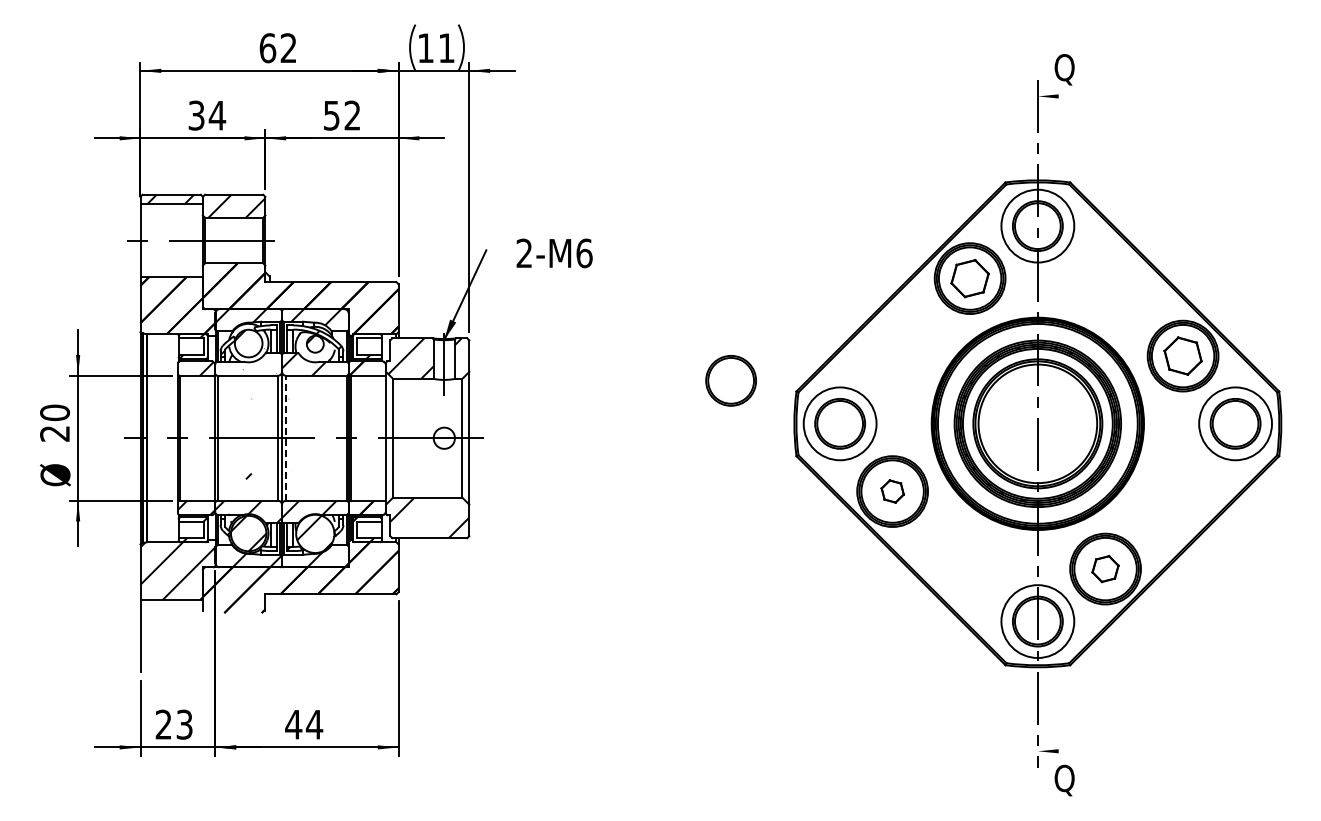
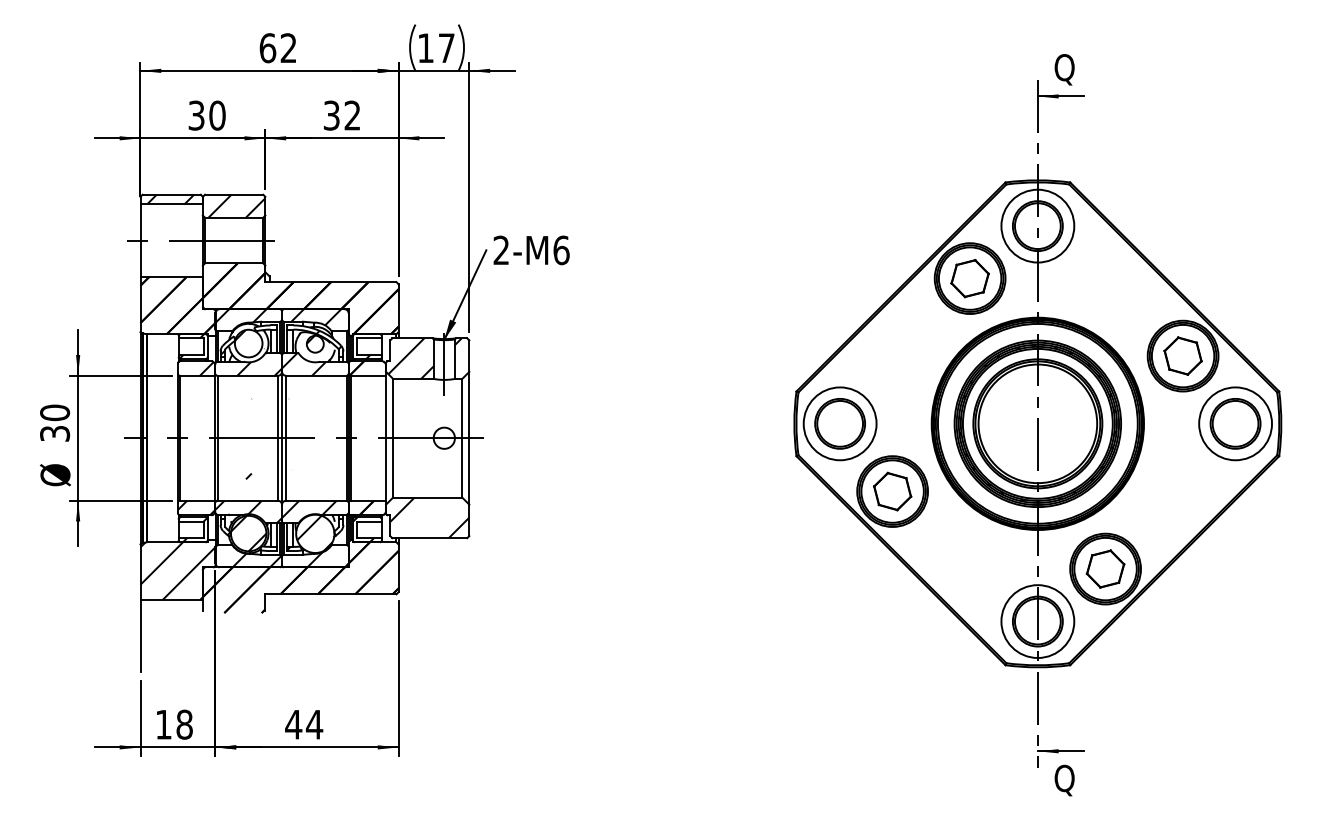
text: 11 -> 17 (446, 47)
line: none -> present (1060, 96)
text: 34 -> 30 (217, 115)
text: 52 -> 32 (331, 115)
text position: (554, 253) -> (531, 250) (531, 250)
hatch: none -> present (259, 368)
part: present -> none (730, 380)
text: 20 -> 30 (55, 433)
line: dashed -> solid (286, 437)
part size: 25x25 px -> 40x41 px (892, 491)
part size: 29x29 px -> 41x40 px (1105, 568)
text: 23 -> 18 (173, 724)
line: none -> present (1060, 751)
